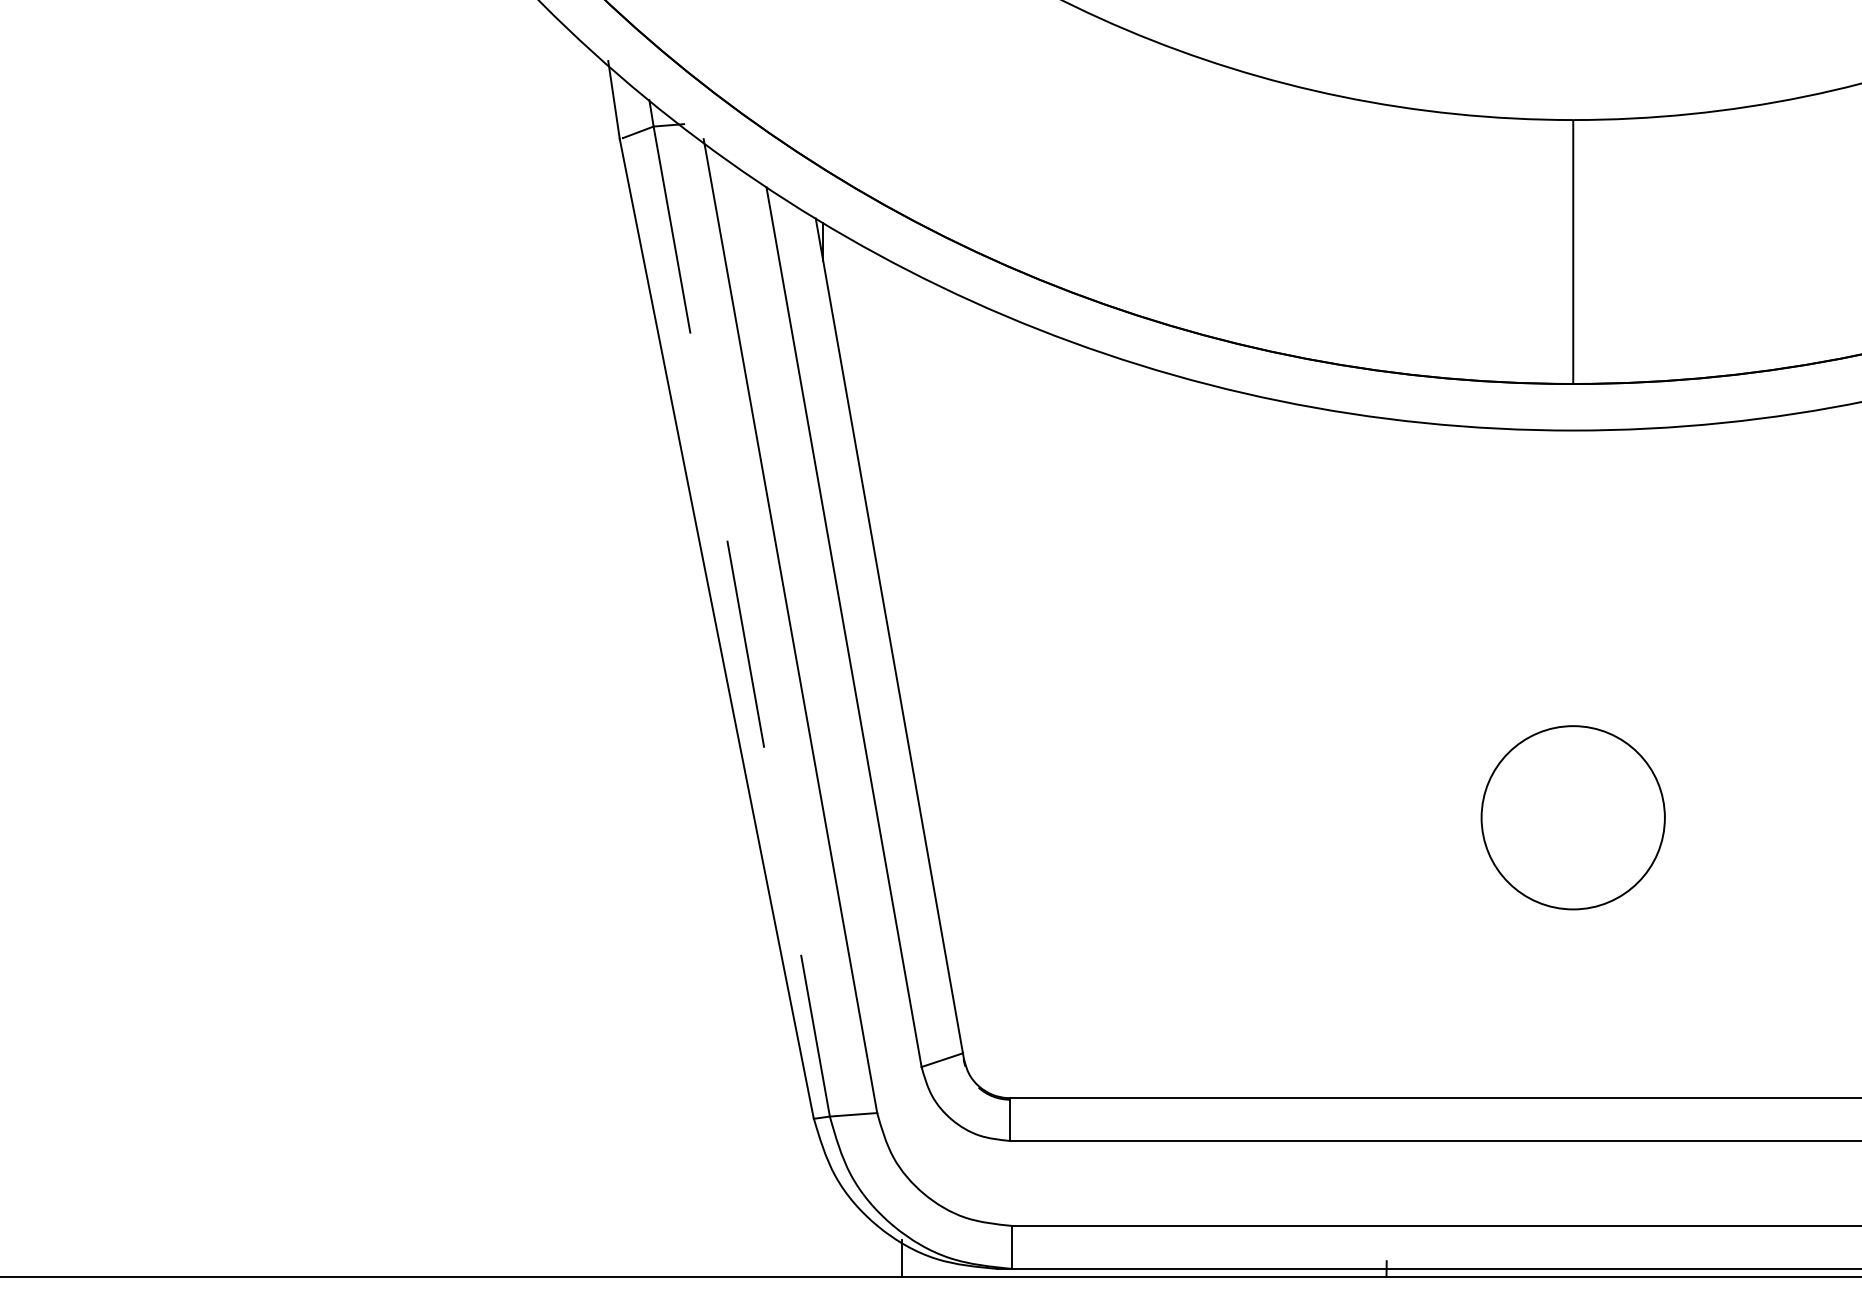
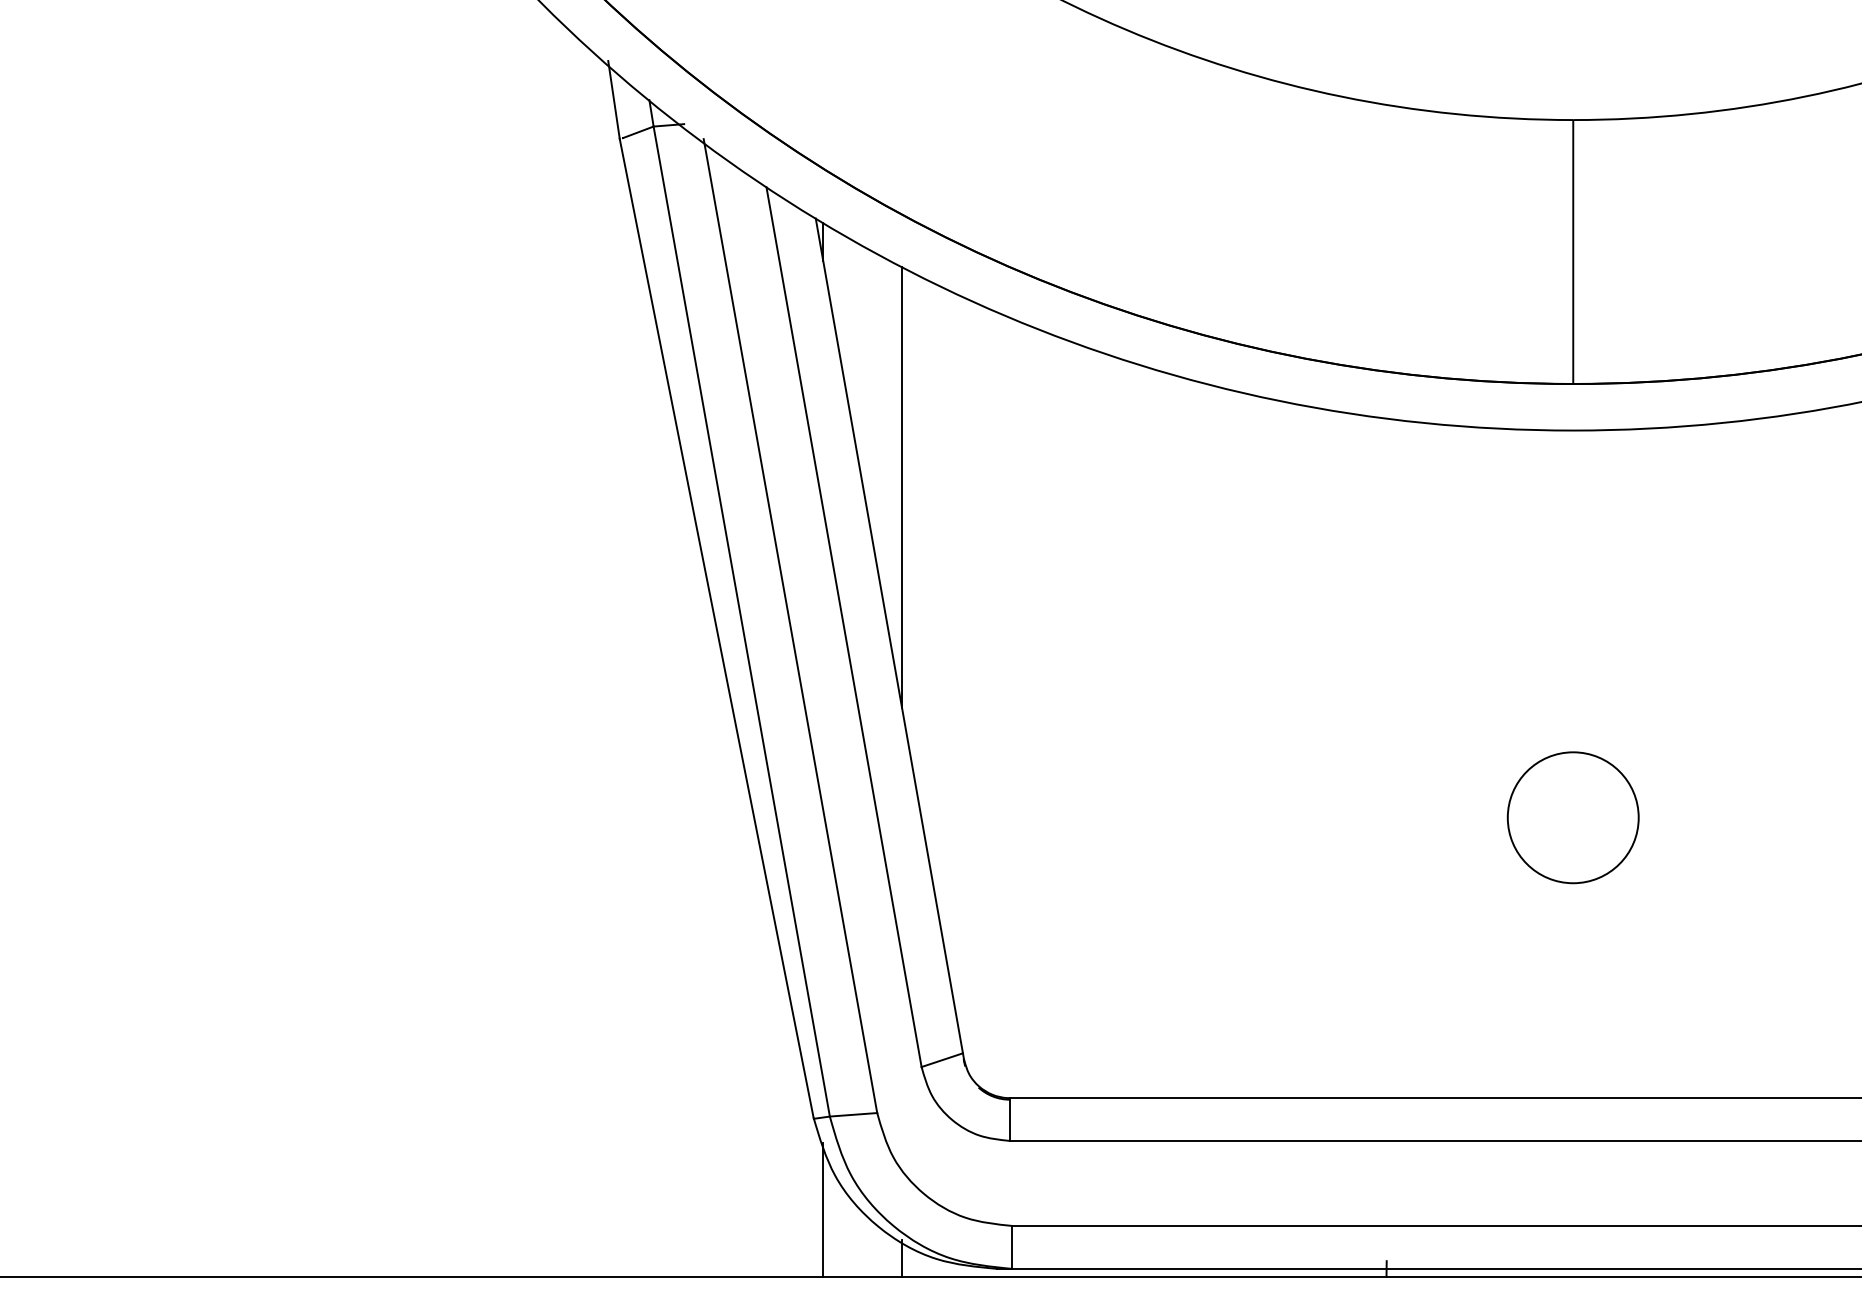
line: none -> present (902, 487)
line: dashed -> solid (741, 621)
circle diameter: 183 px -> 131 px (1572, 817)
line: none -> present (823, 1209)
